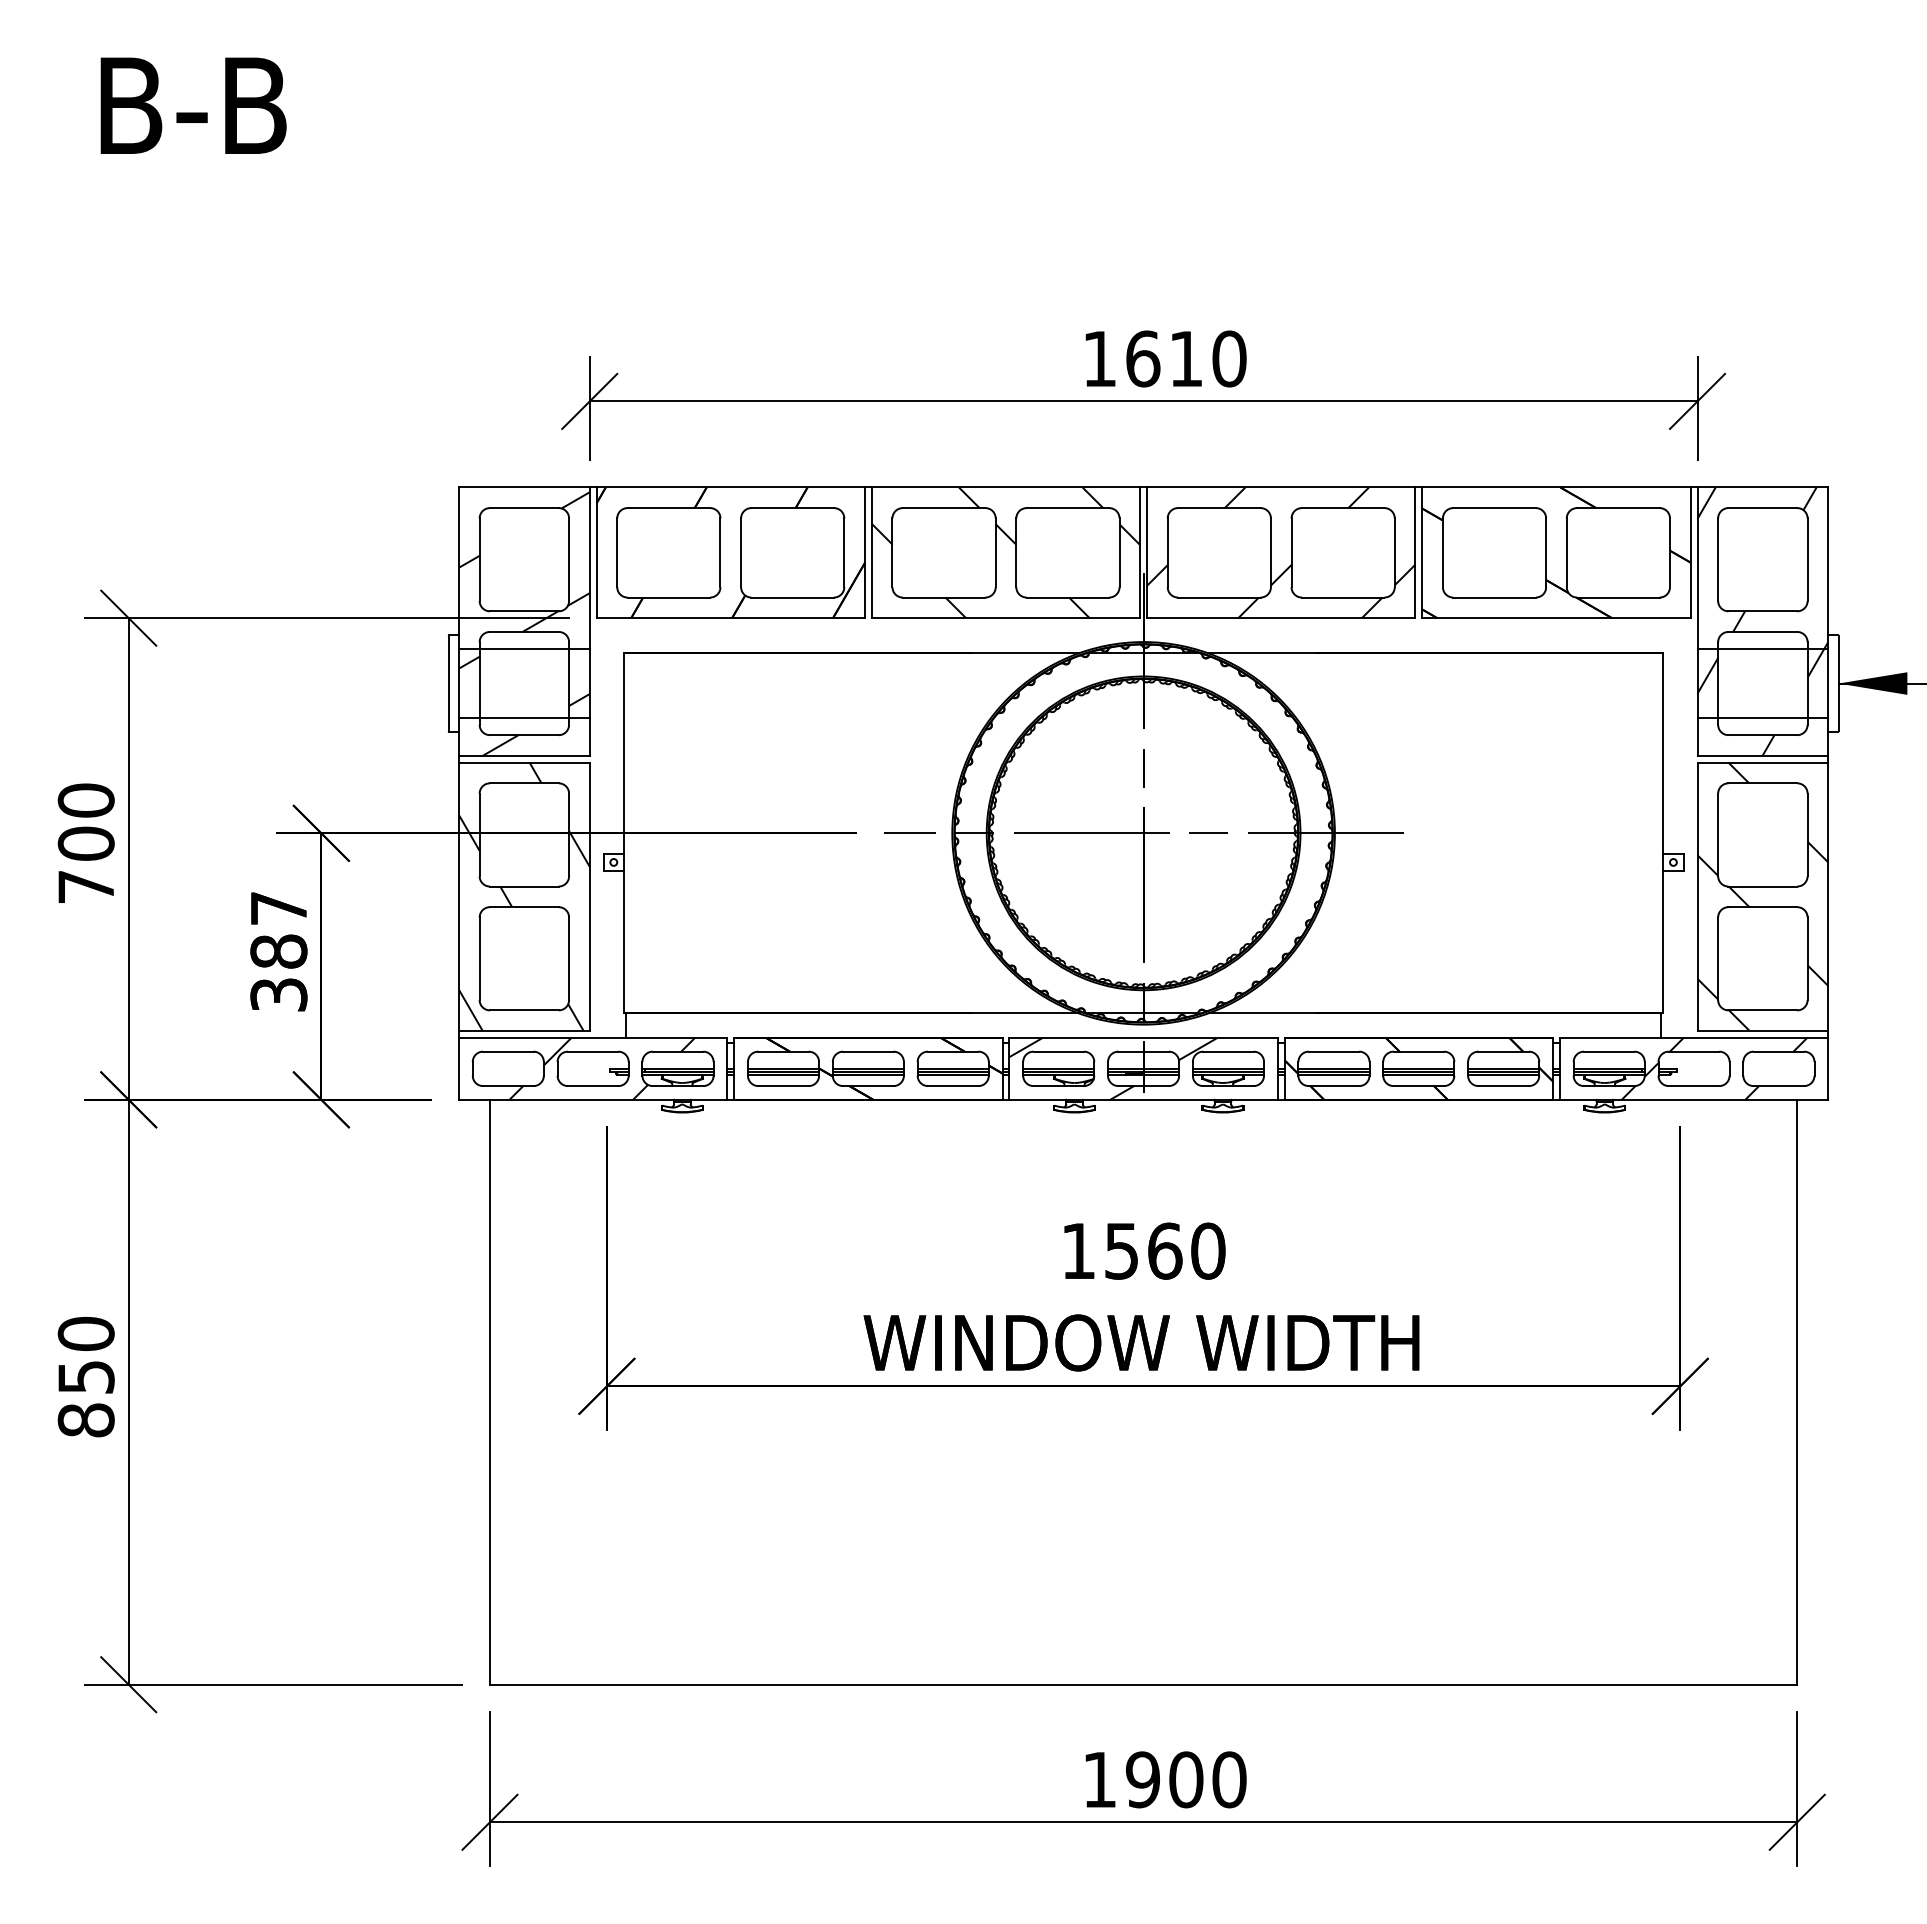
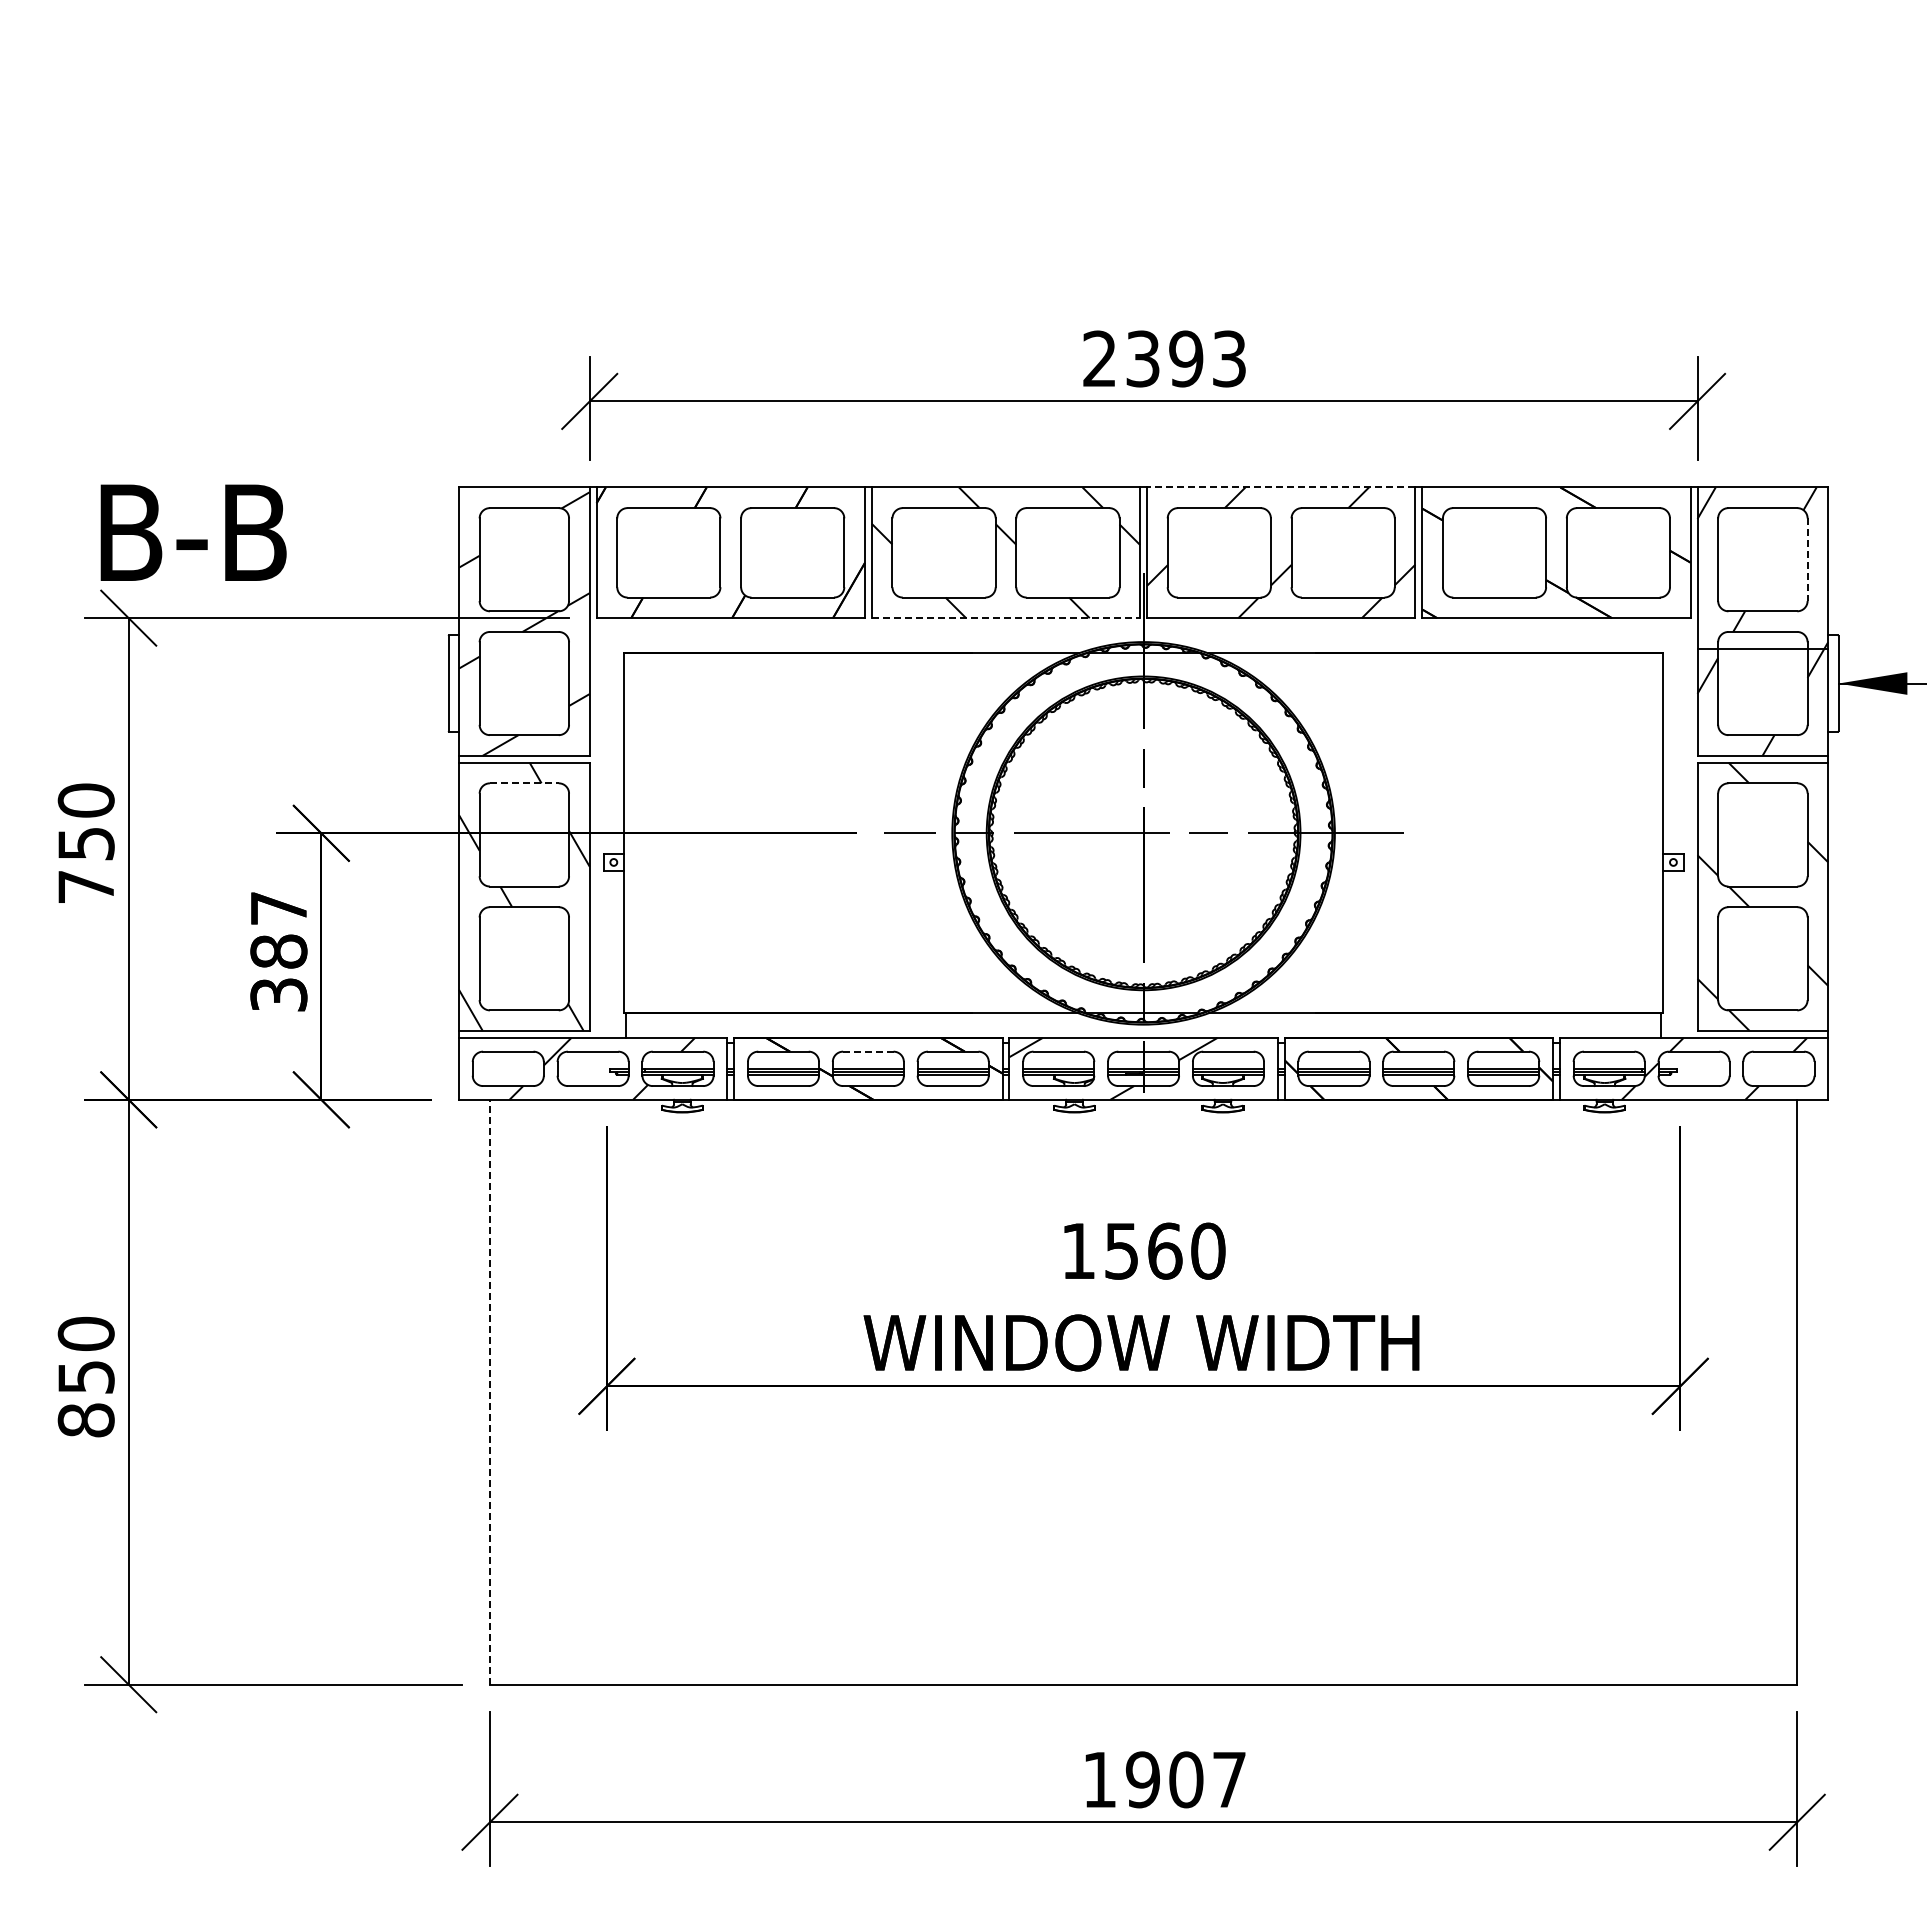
text position: (193, 105) -> (193, 532) (193, 532)
text: 1610 -> 2393 (1164, 358)
line: solid -> dashed (1280, 487)
line: solid -> dashed (1807, 560)
line: solid -> dashed (1006, 618)
line: present -> none (524, 649)
line: present -> none (524, 717)
line: present -> none (1762, 717)
line: solid -> dashed (524, 783)
text: 700 -> 750 (85, 843)
line: solid -> dashed (868, 1051)
line: solid -> dashed (489, 1391)
text: 1900 -> 1907 (1229, 1779)
